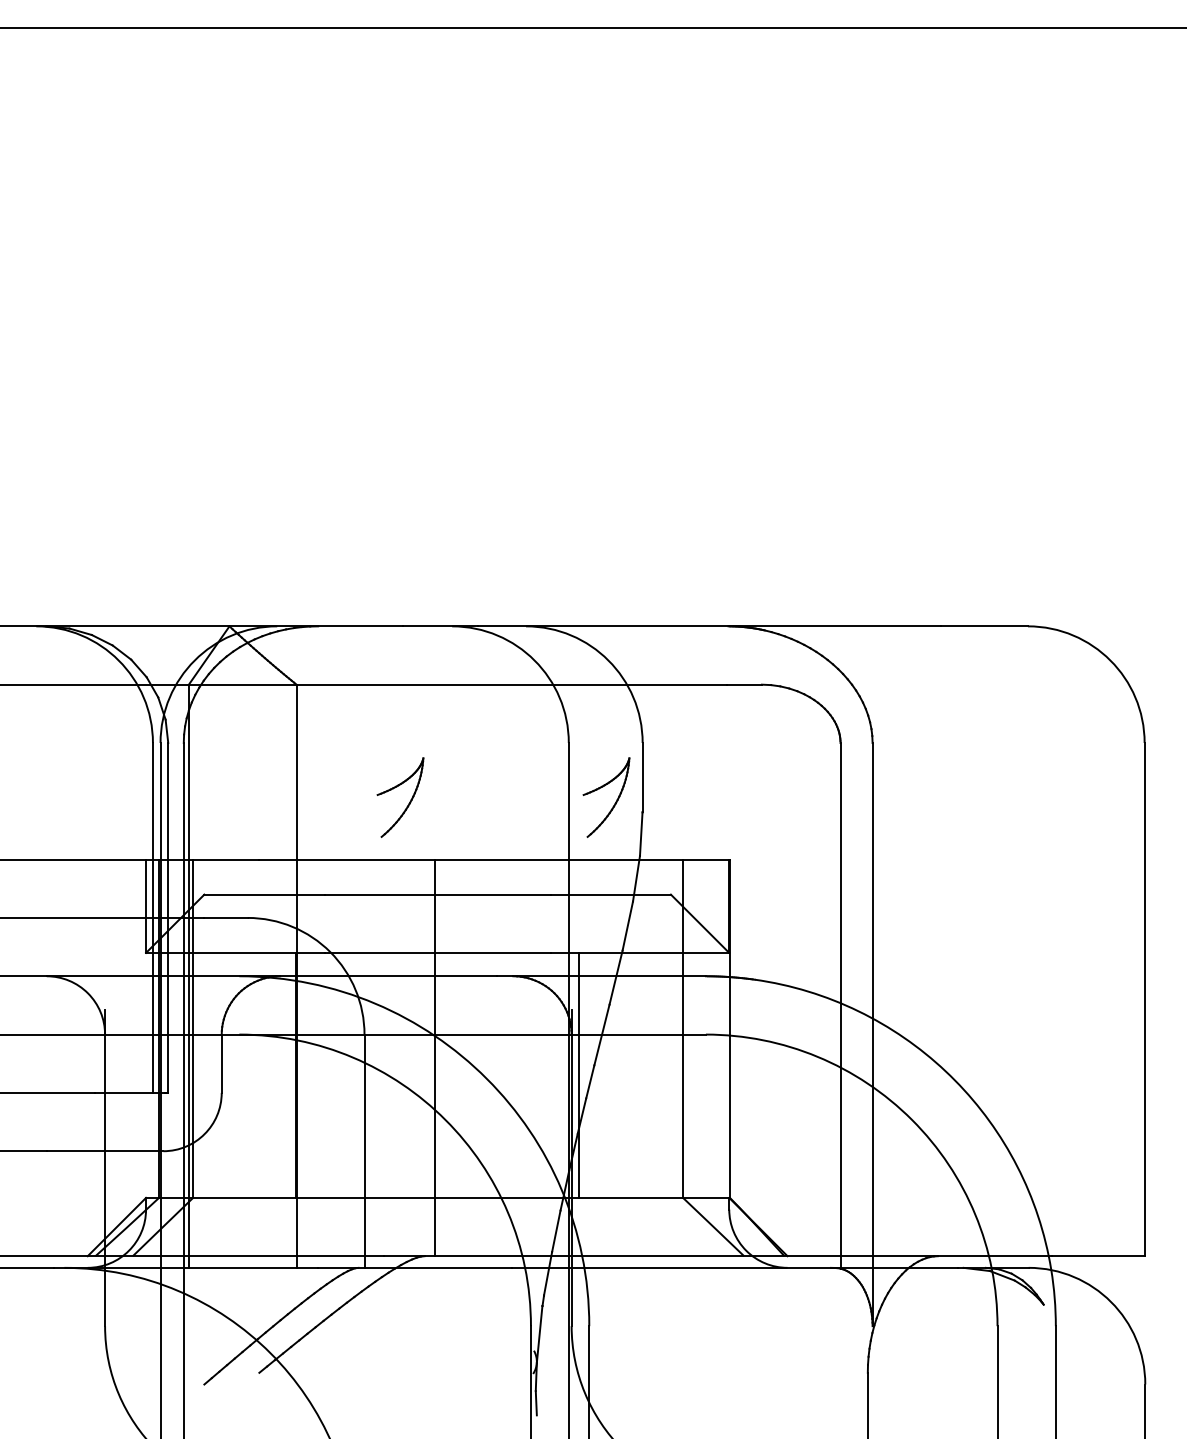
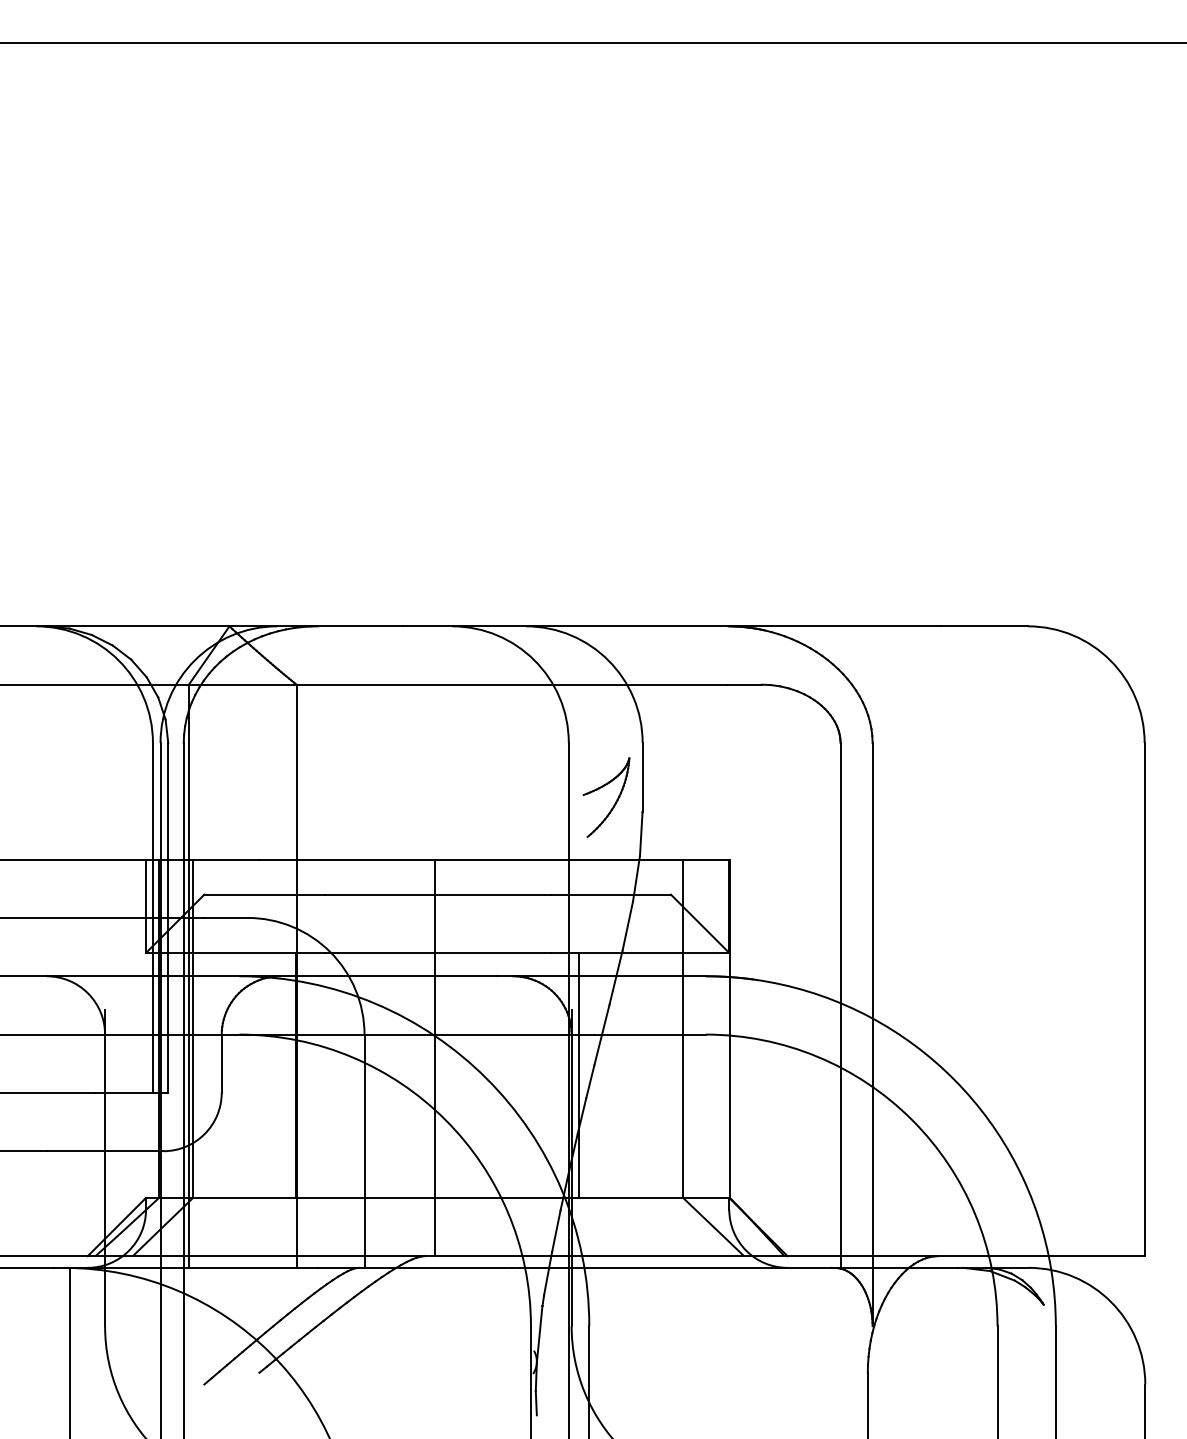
line position: (592, 28) -> (592, 43) (592, 43)
part: present -> none (409, 801)
line: none -> present (70, 1351)
